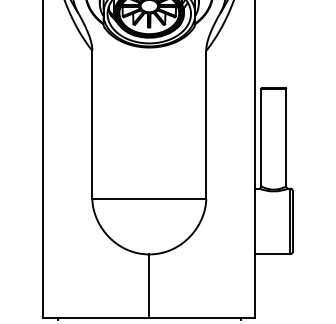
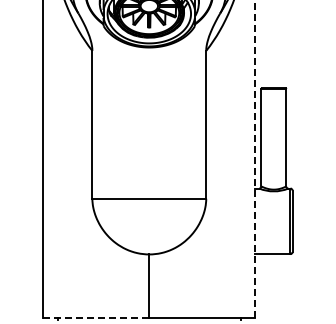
line: solid -> dashed (255, 158)
line: solid -> dashed (96, 317)
